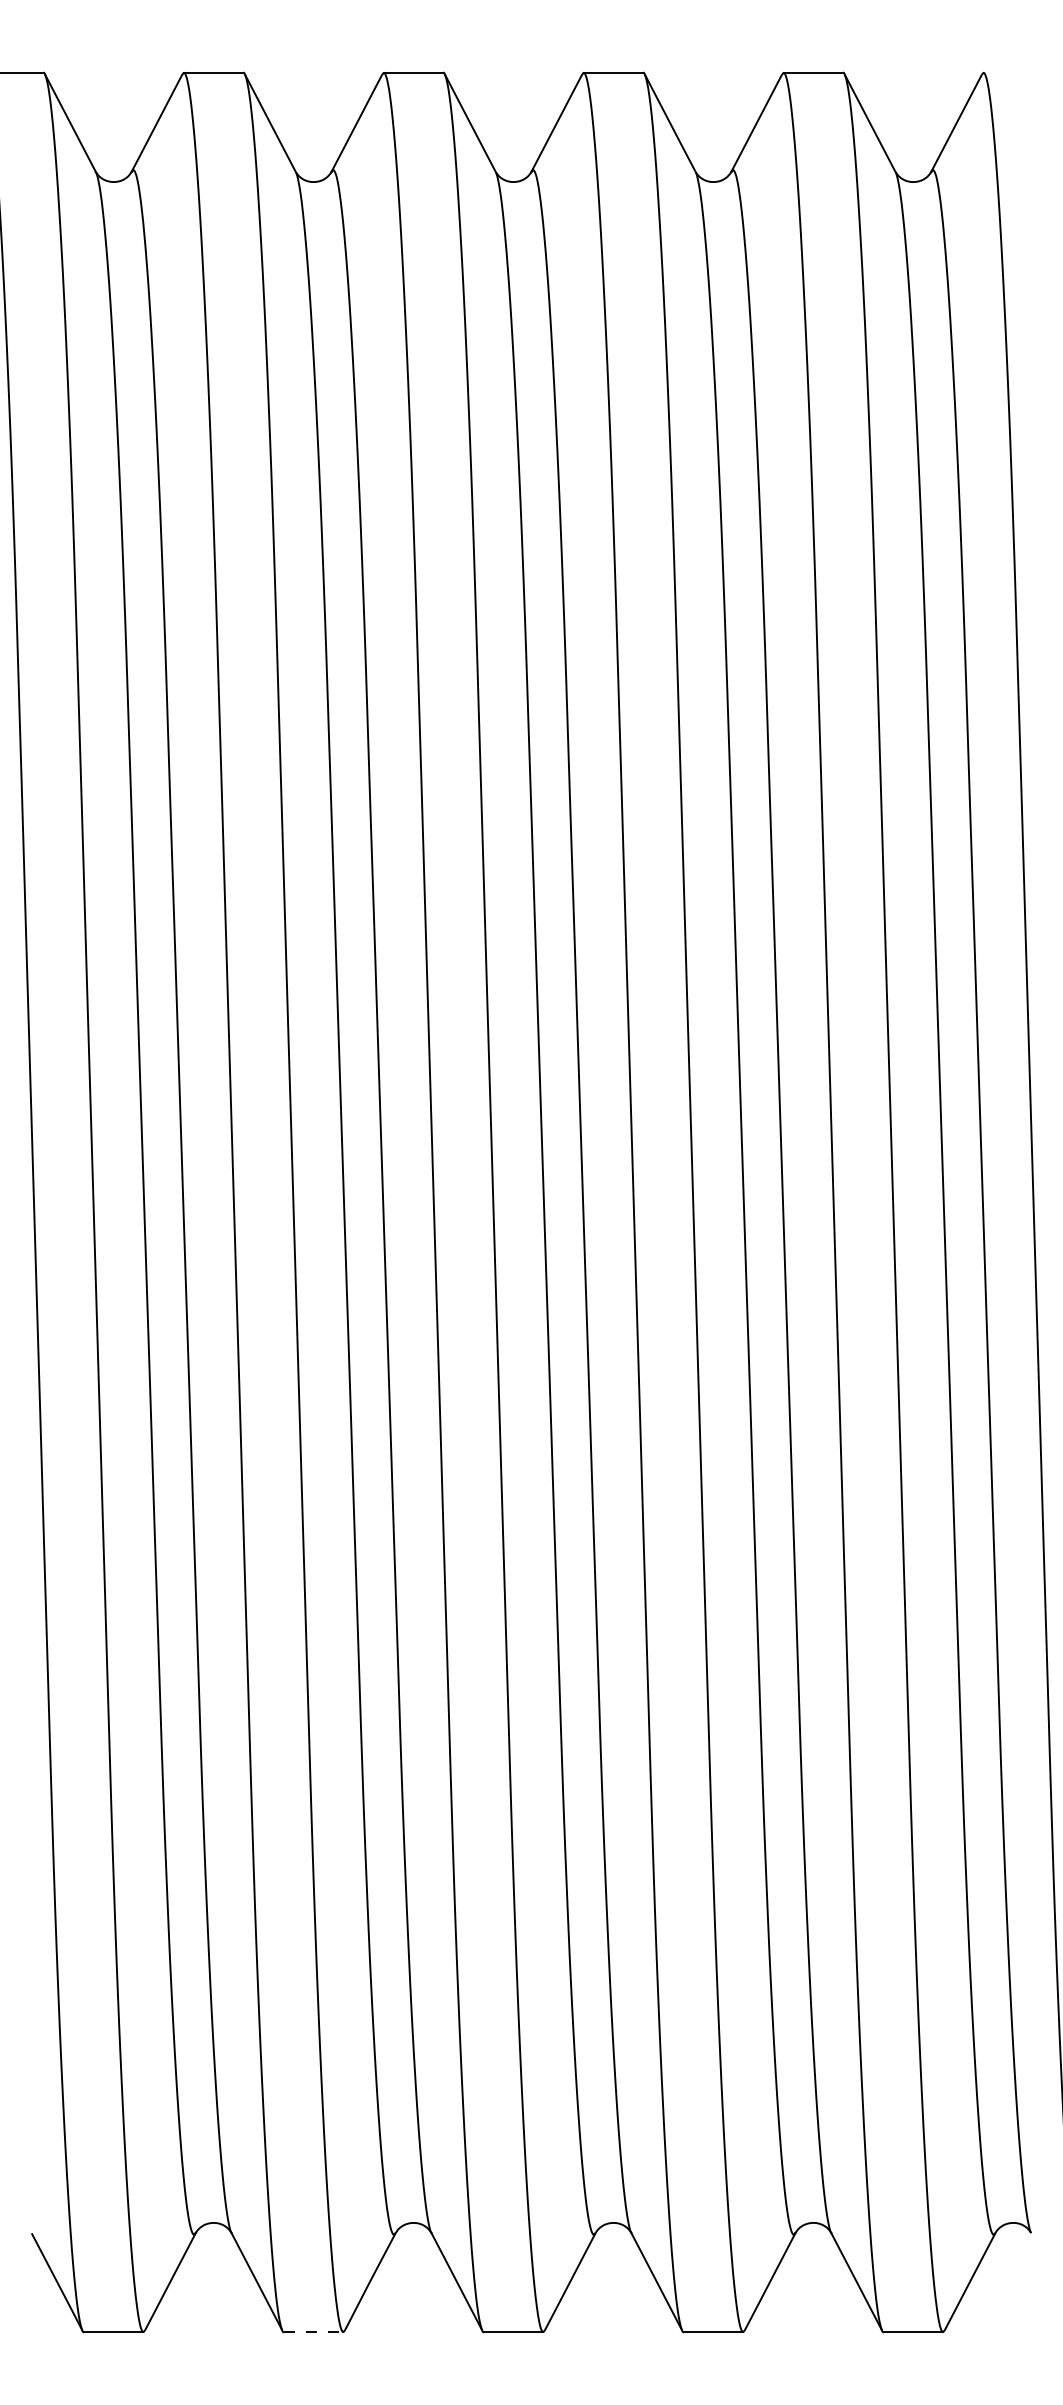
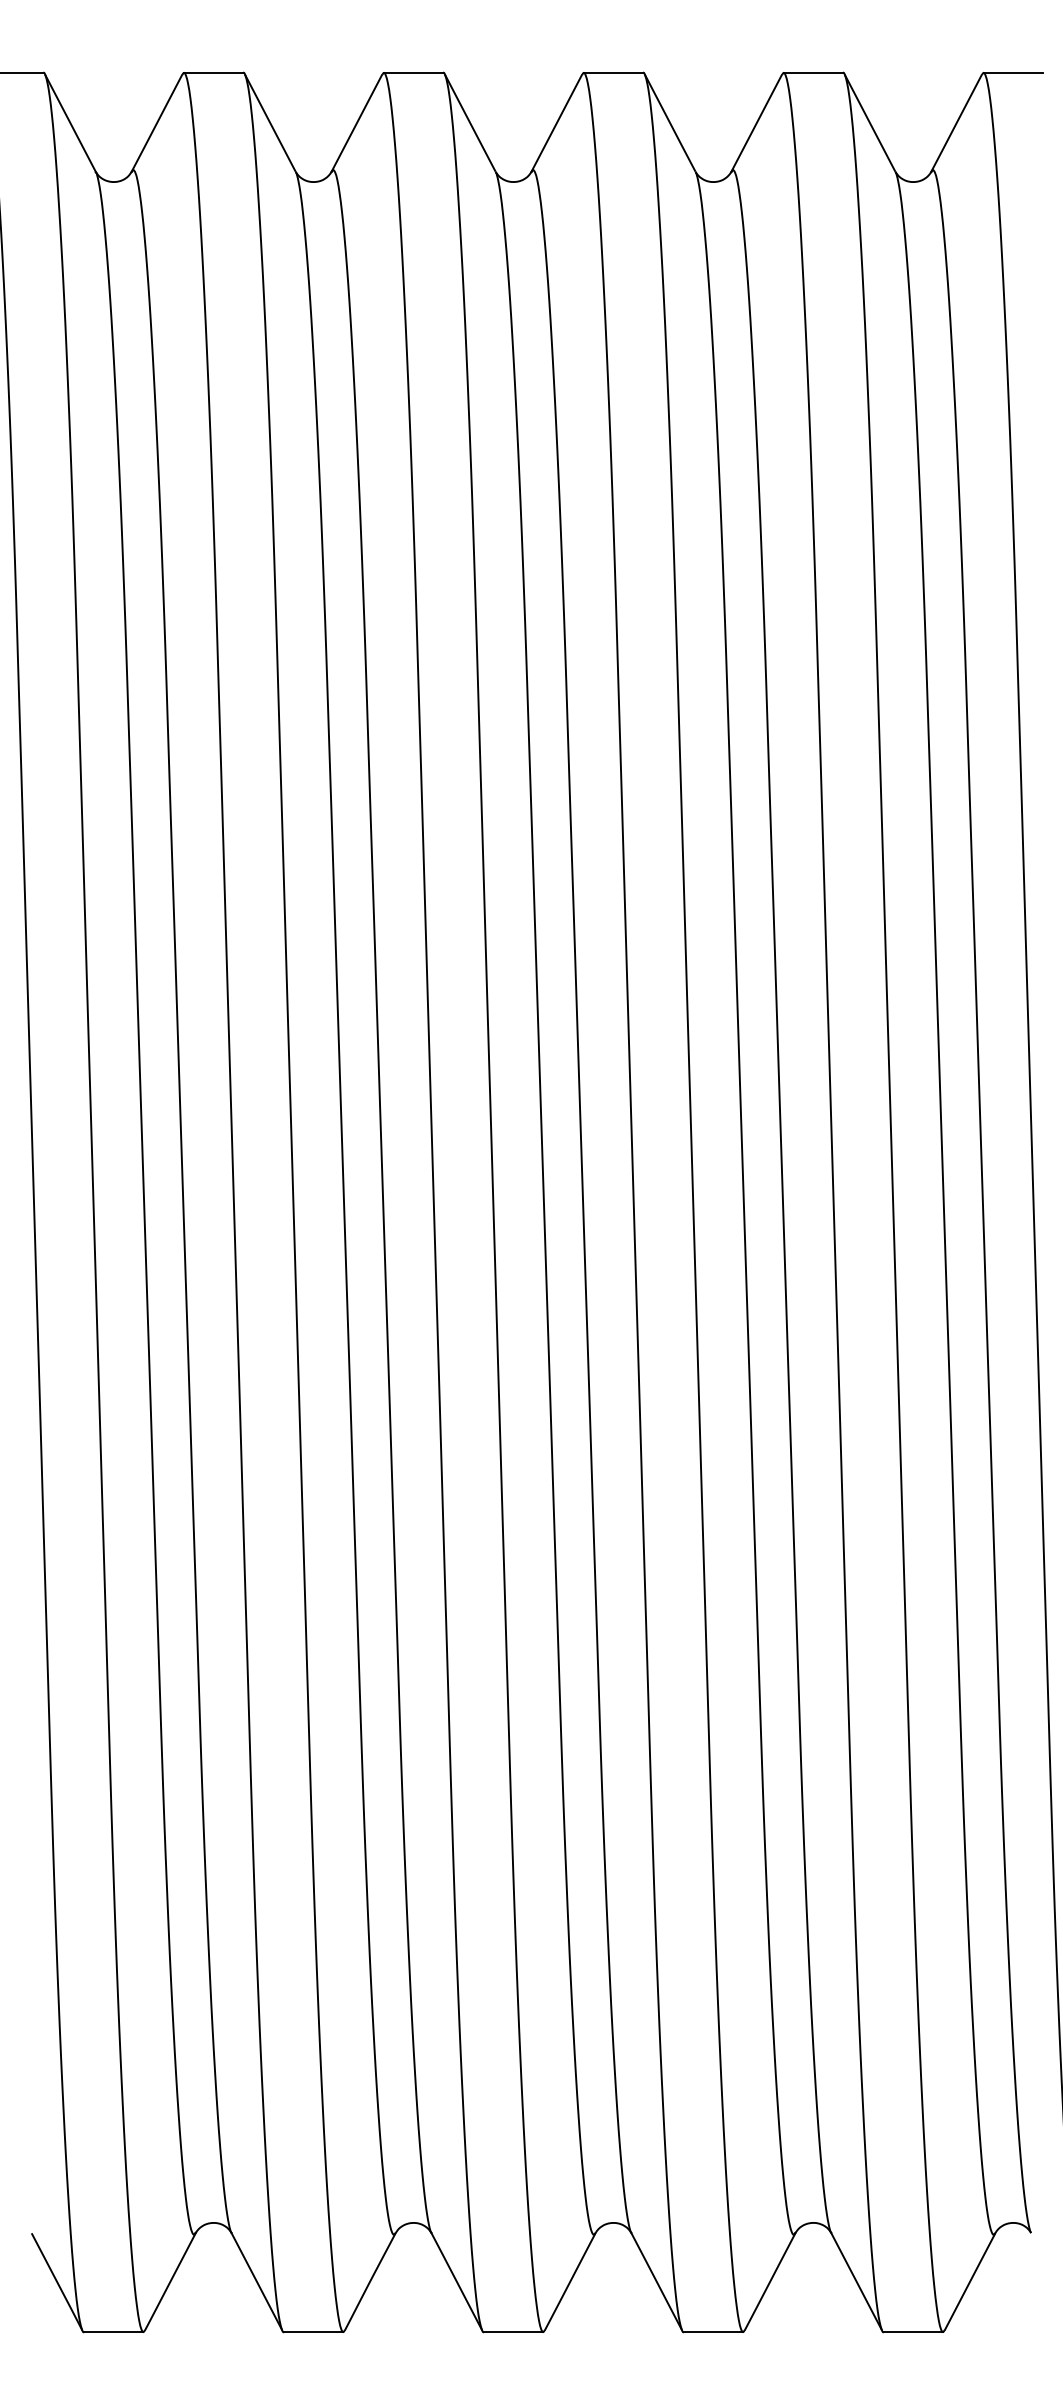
line: none -> present (1013, 72)
line: dashed -> solid (313, 2332)
